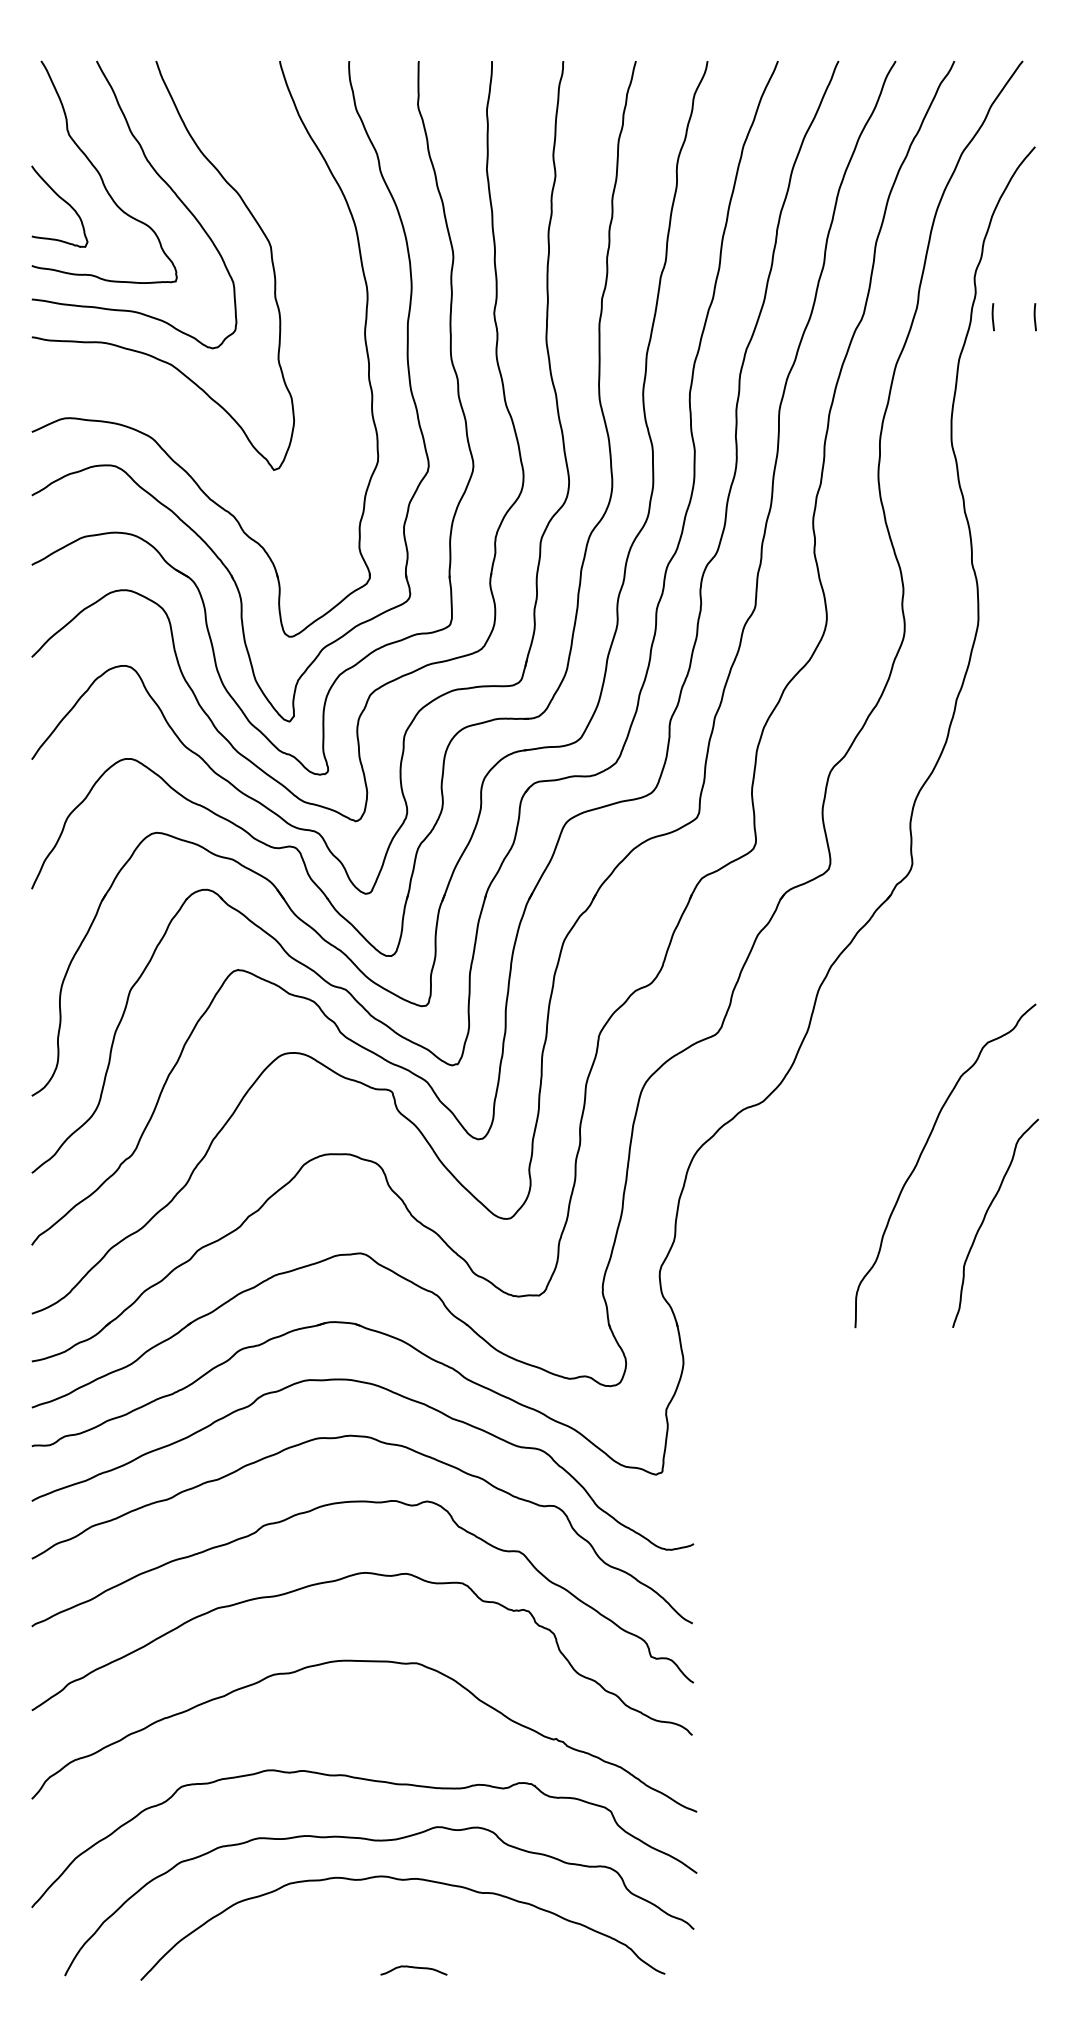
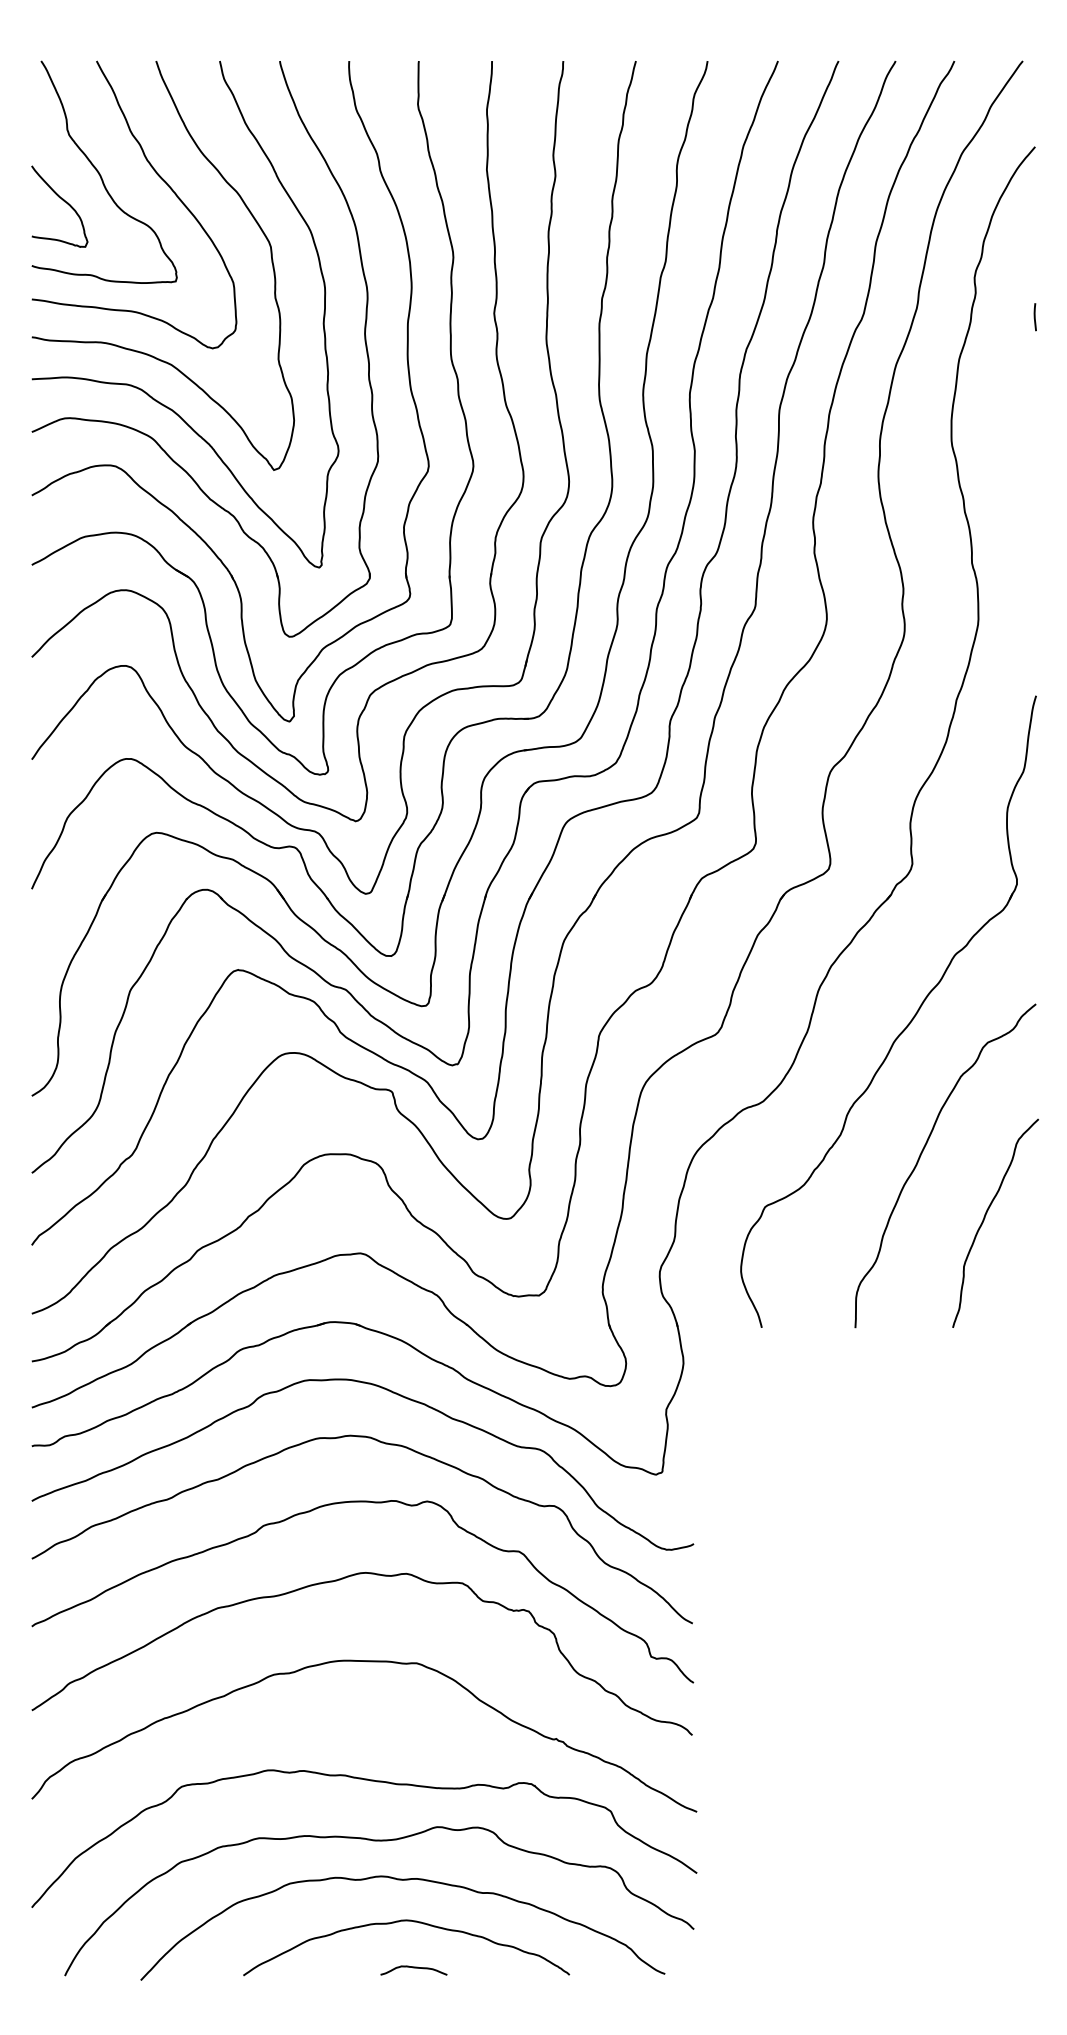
line: present -> none (992, 317)
curve: none -> present (141, 388)
part: none -> present (906, 1025)
curve: none -> present (406, 1921)
